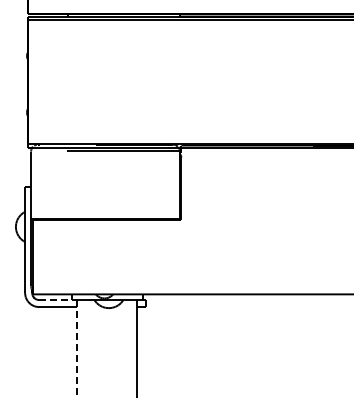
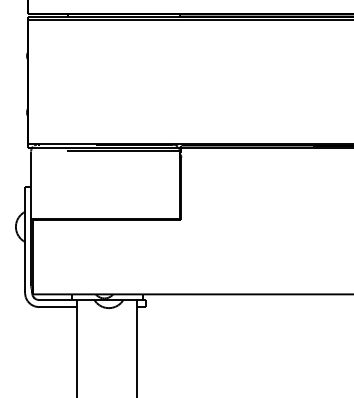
line: dashed -> solid (55, 300)
line: dashed -> solid (77, 349)
